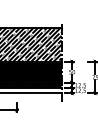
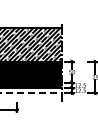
line: solid -> dashed (31, 93)
